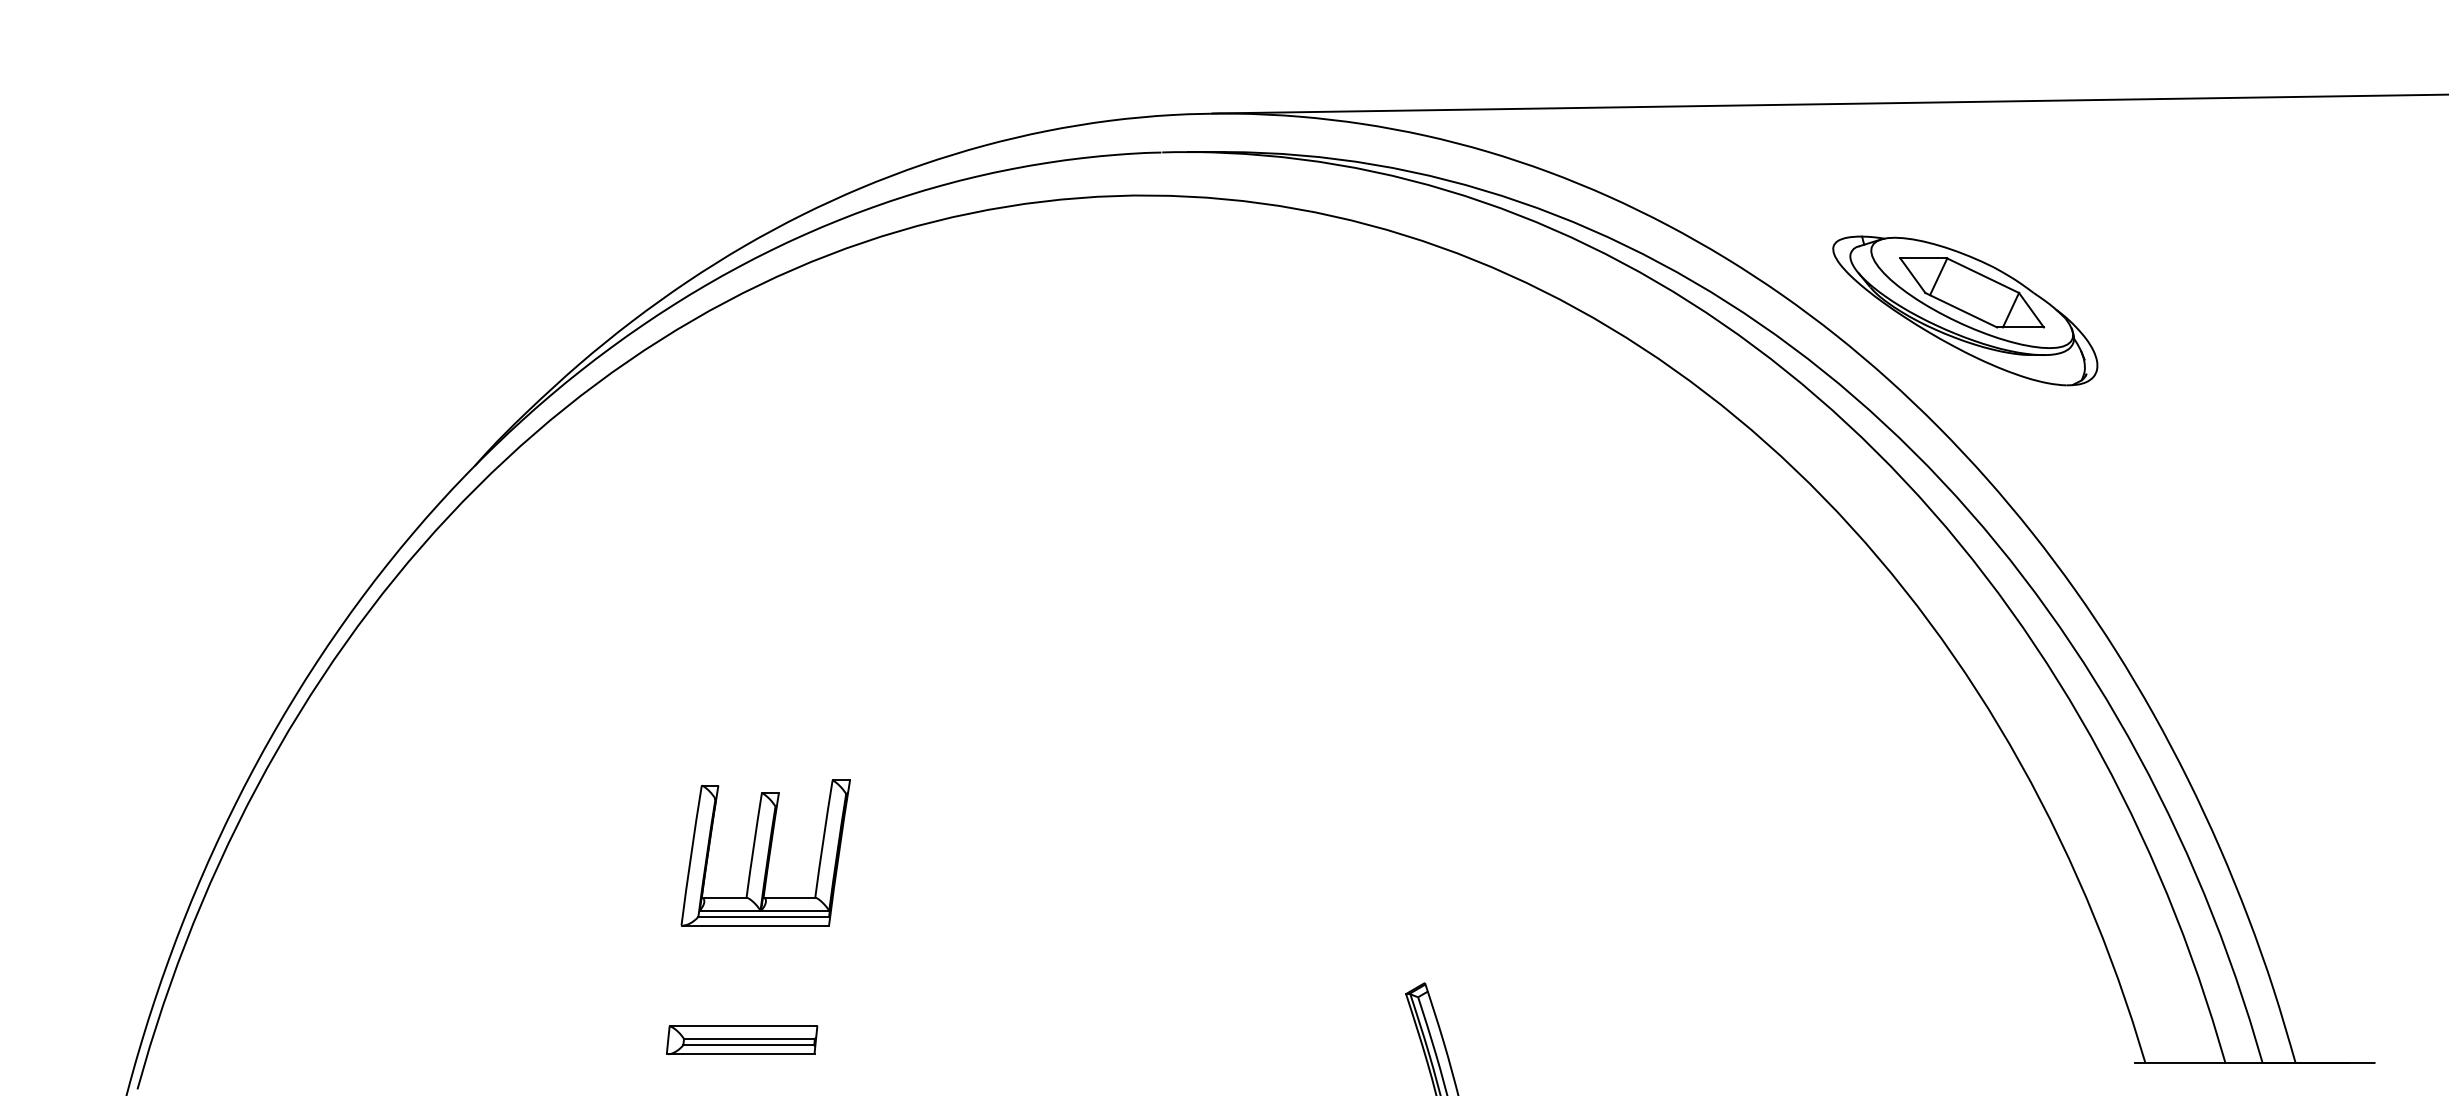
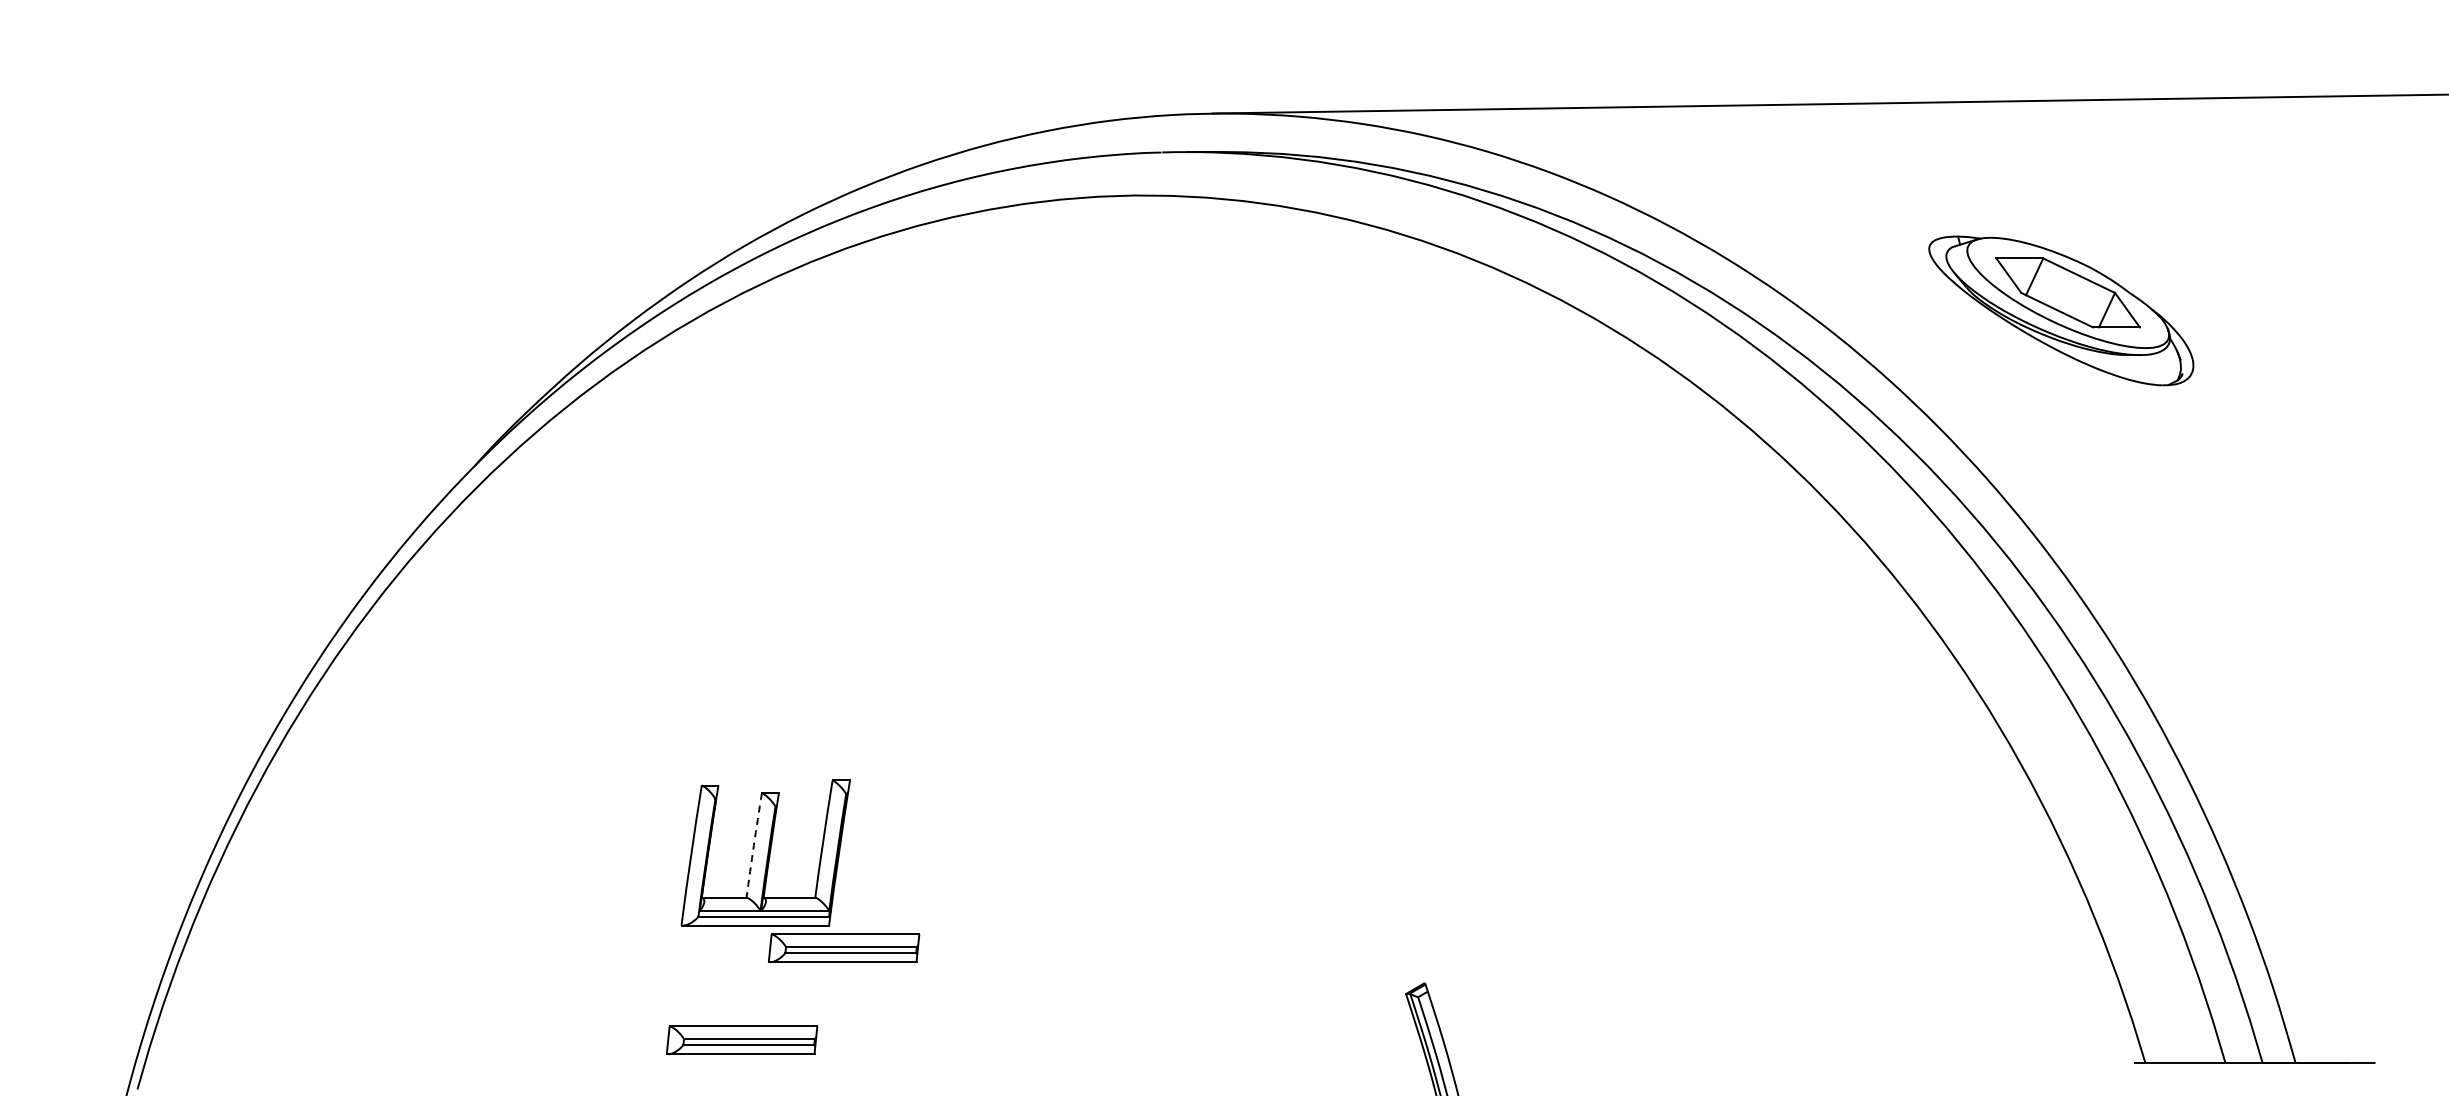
part position: (1965, 310) -> (2061, 310) (2061, 310)
arc: solid -> dashed (753, 845)
part: none -> present (844, 948)
